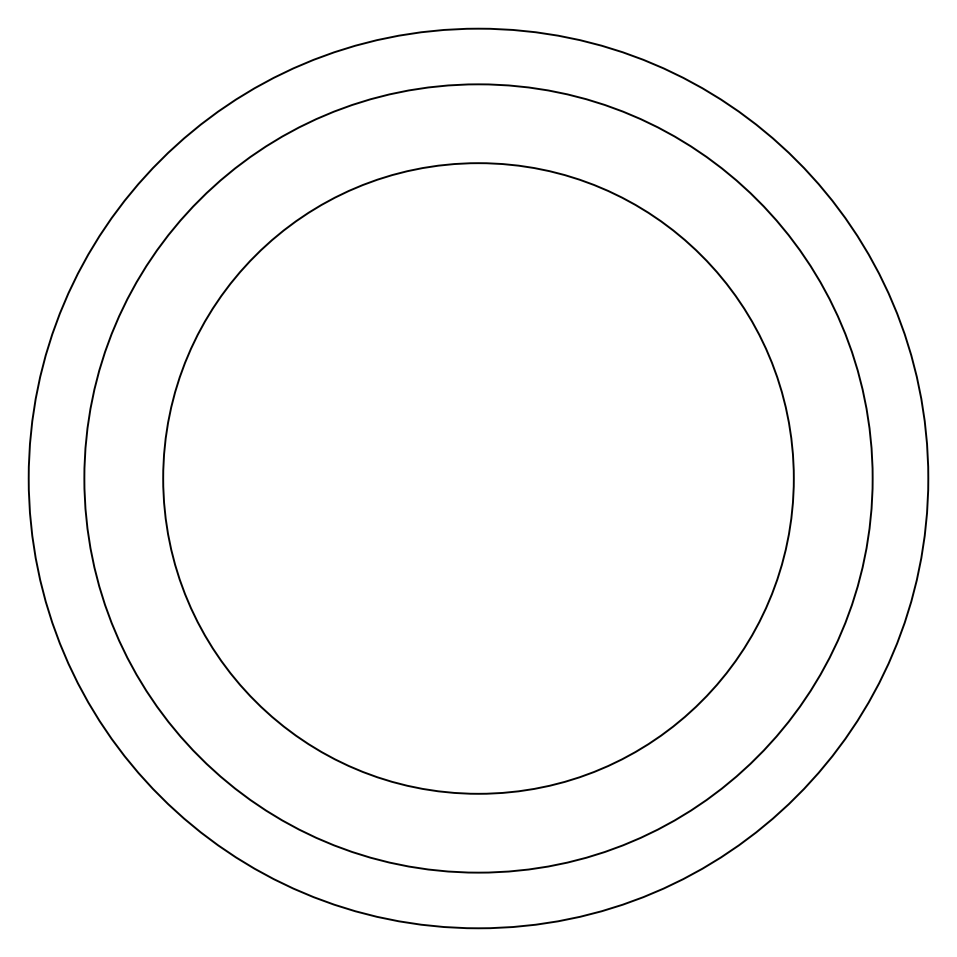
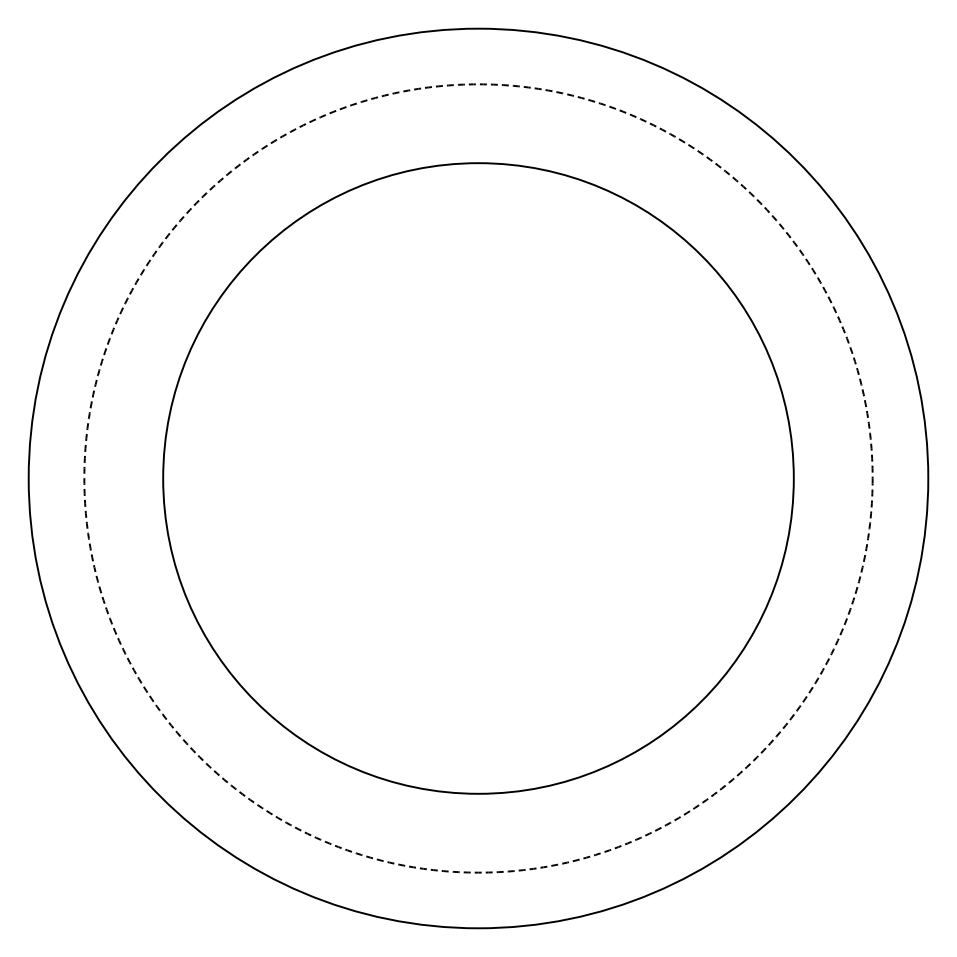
circle: solid -> dashed (478, 478)
